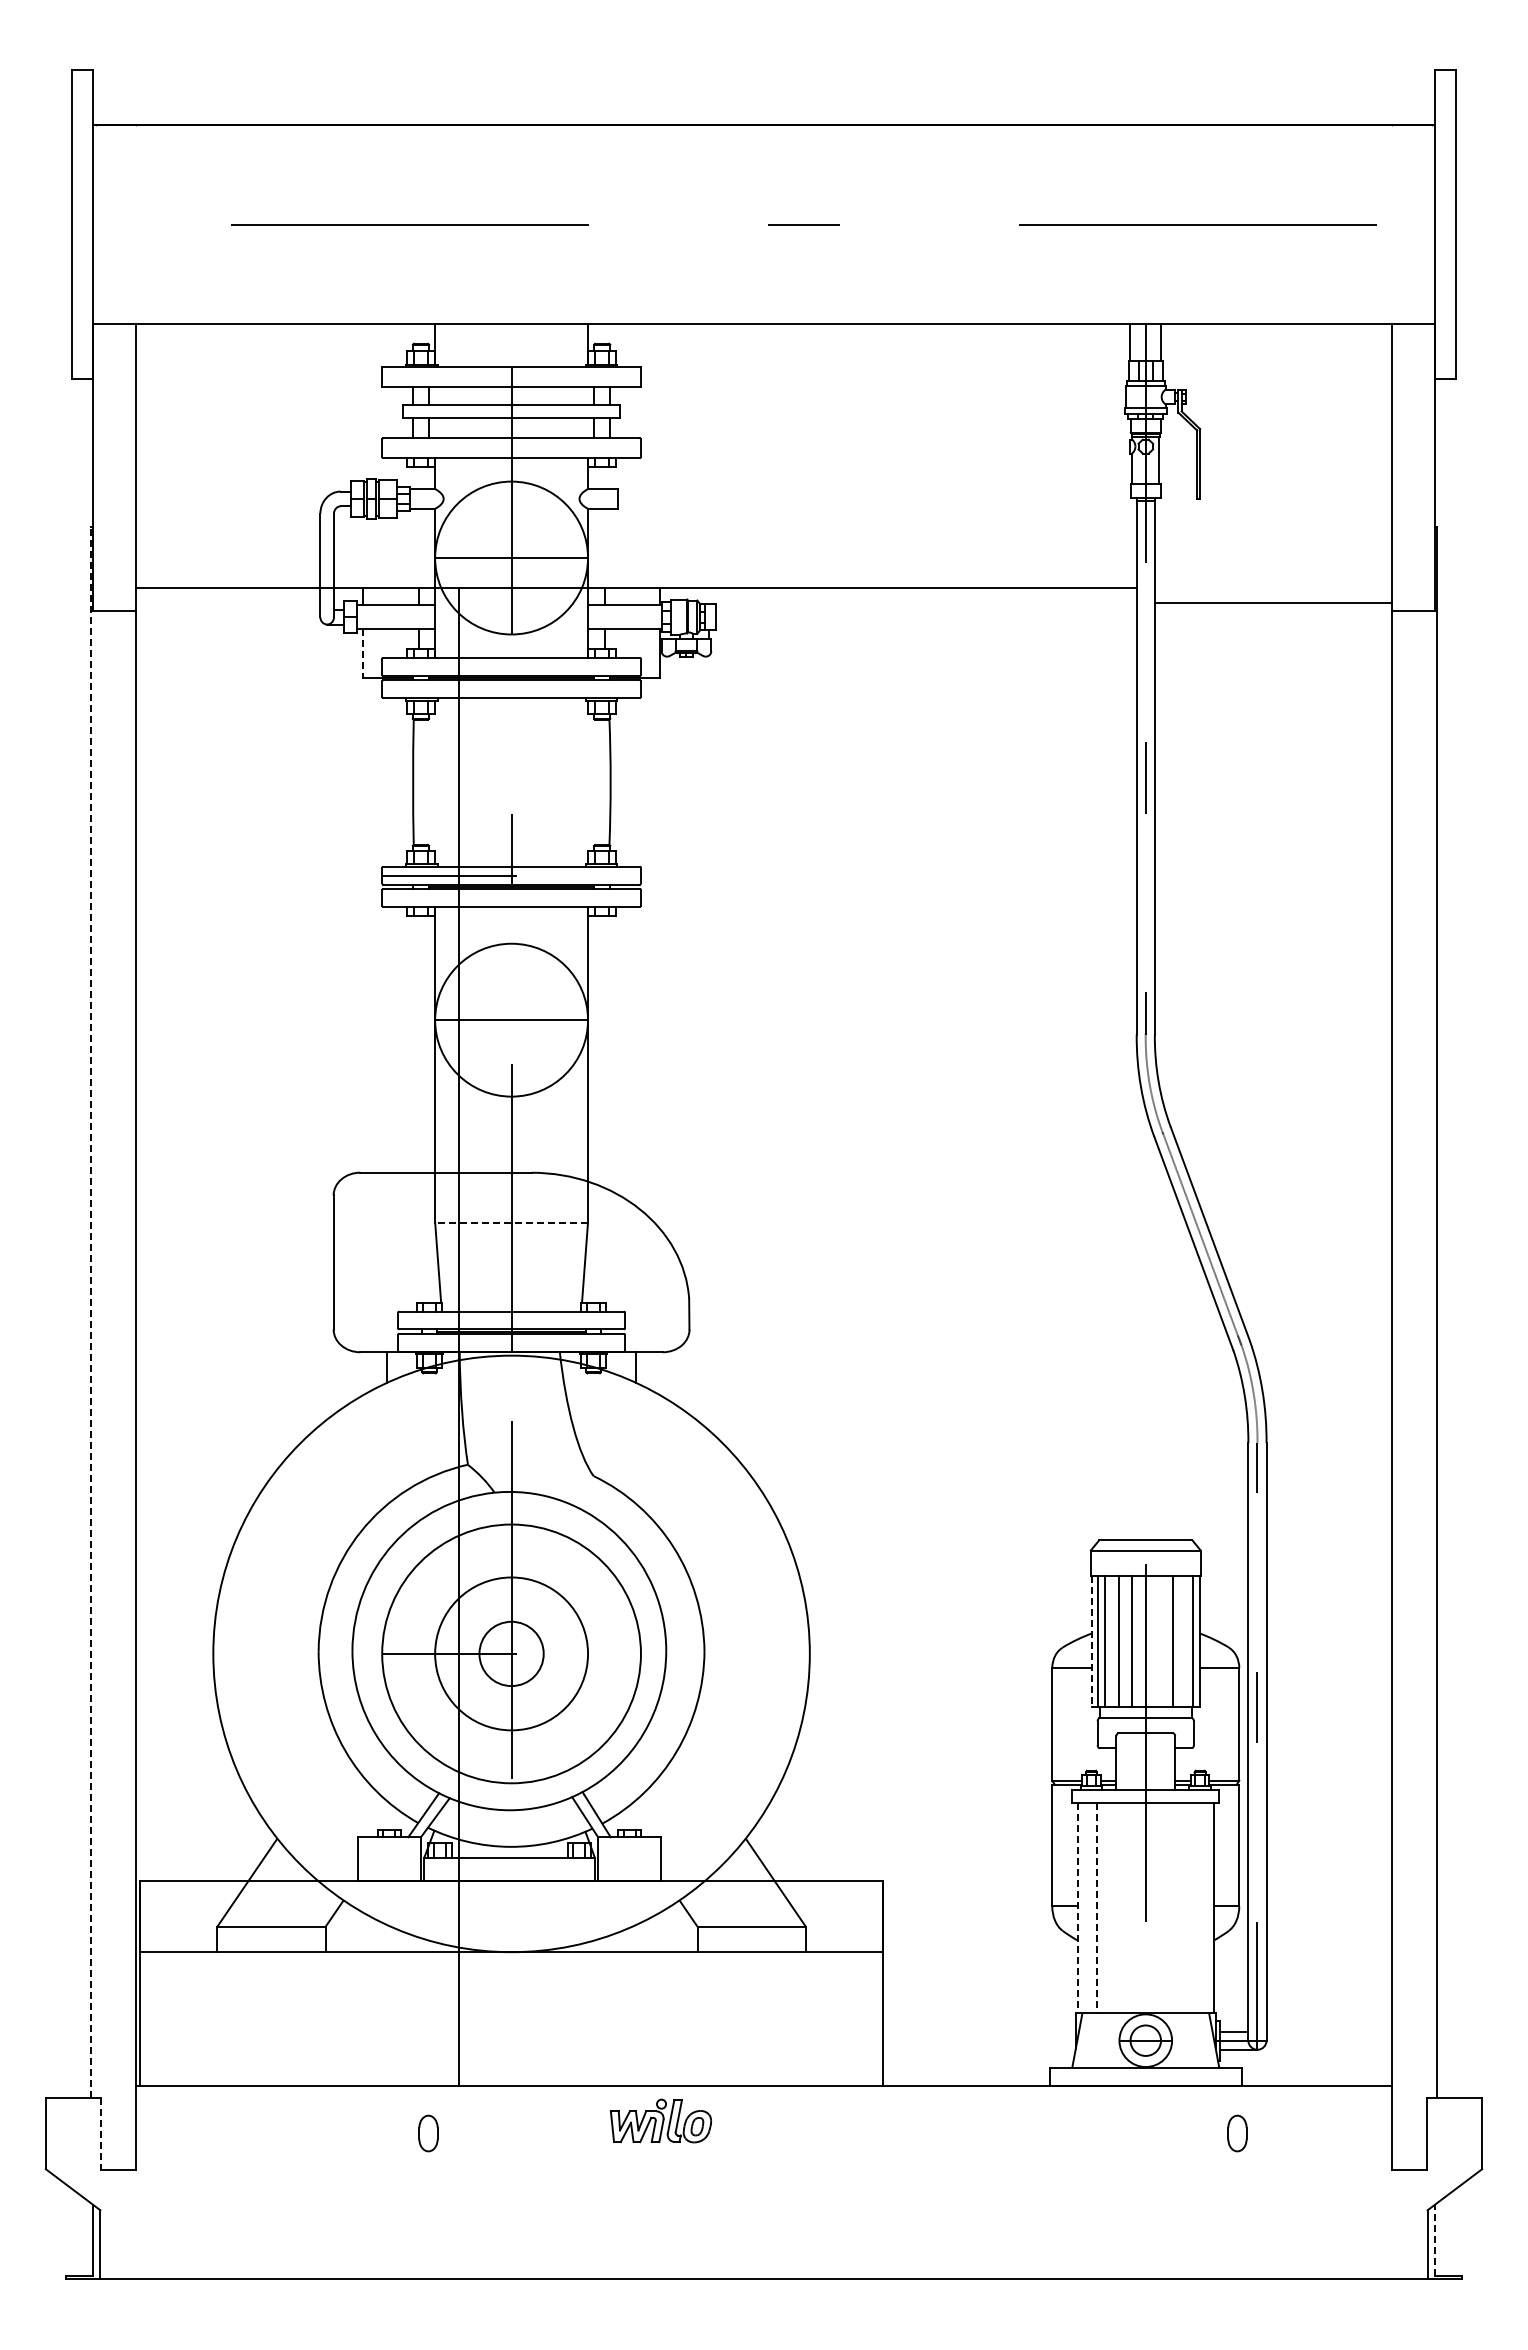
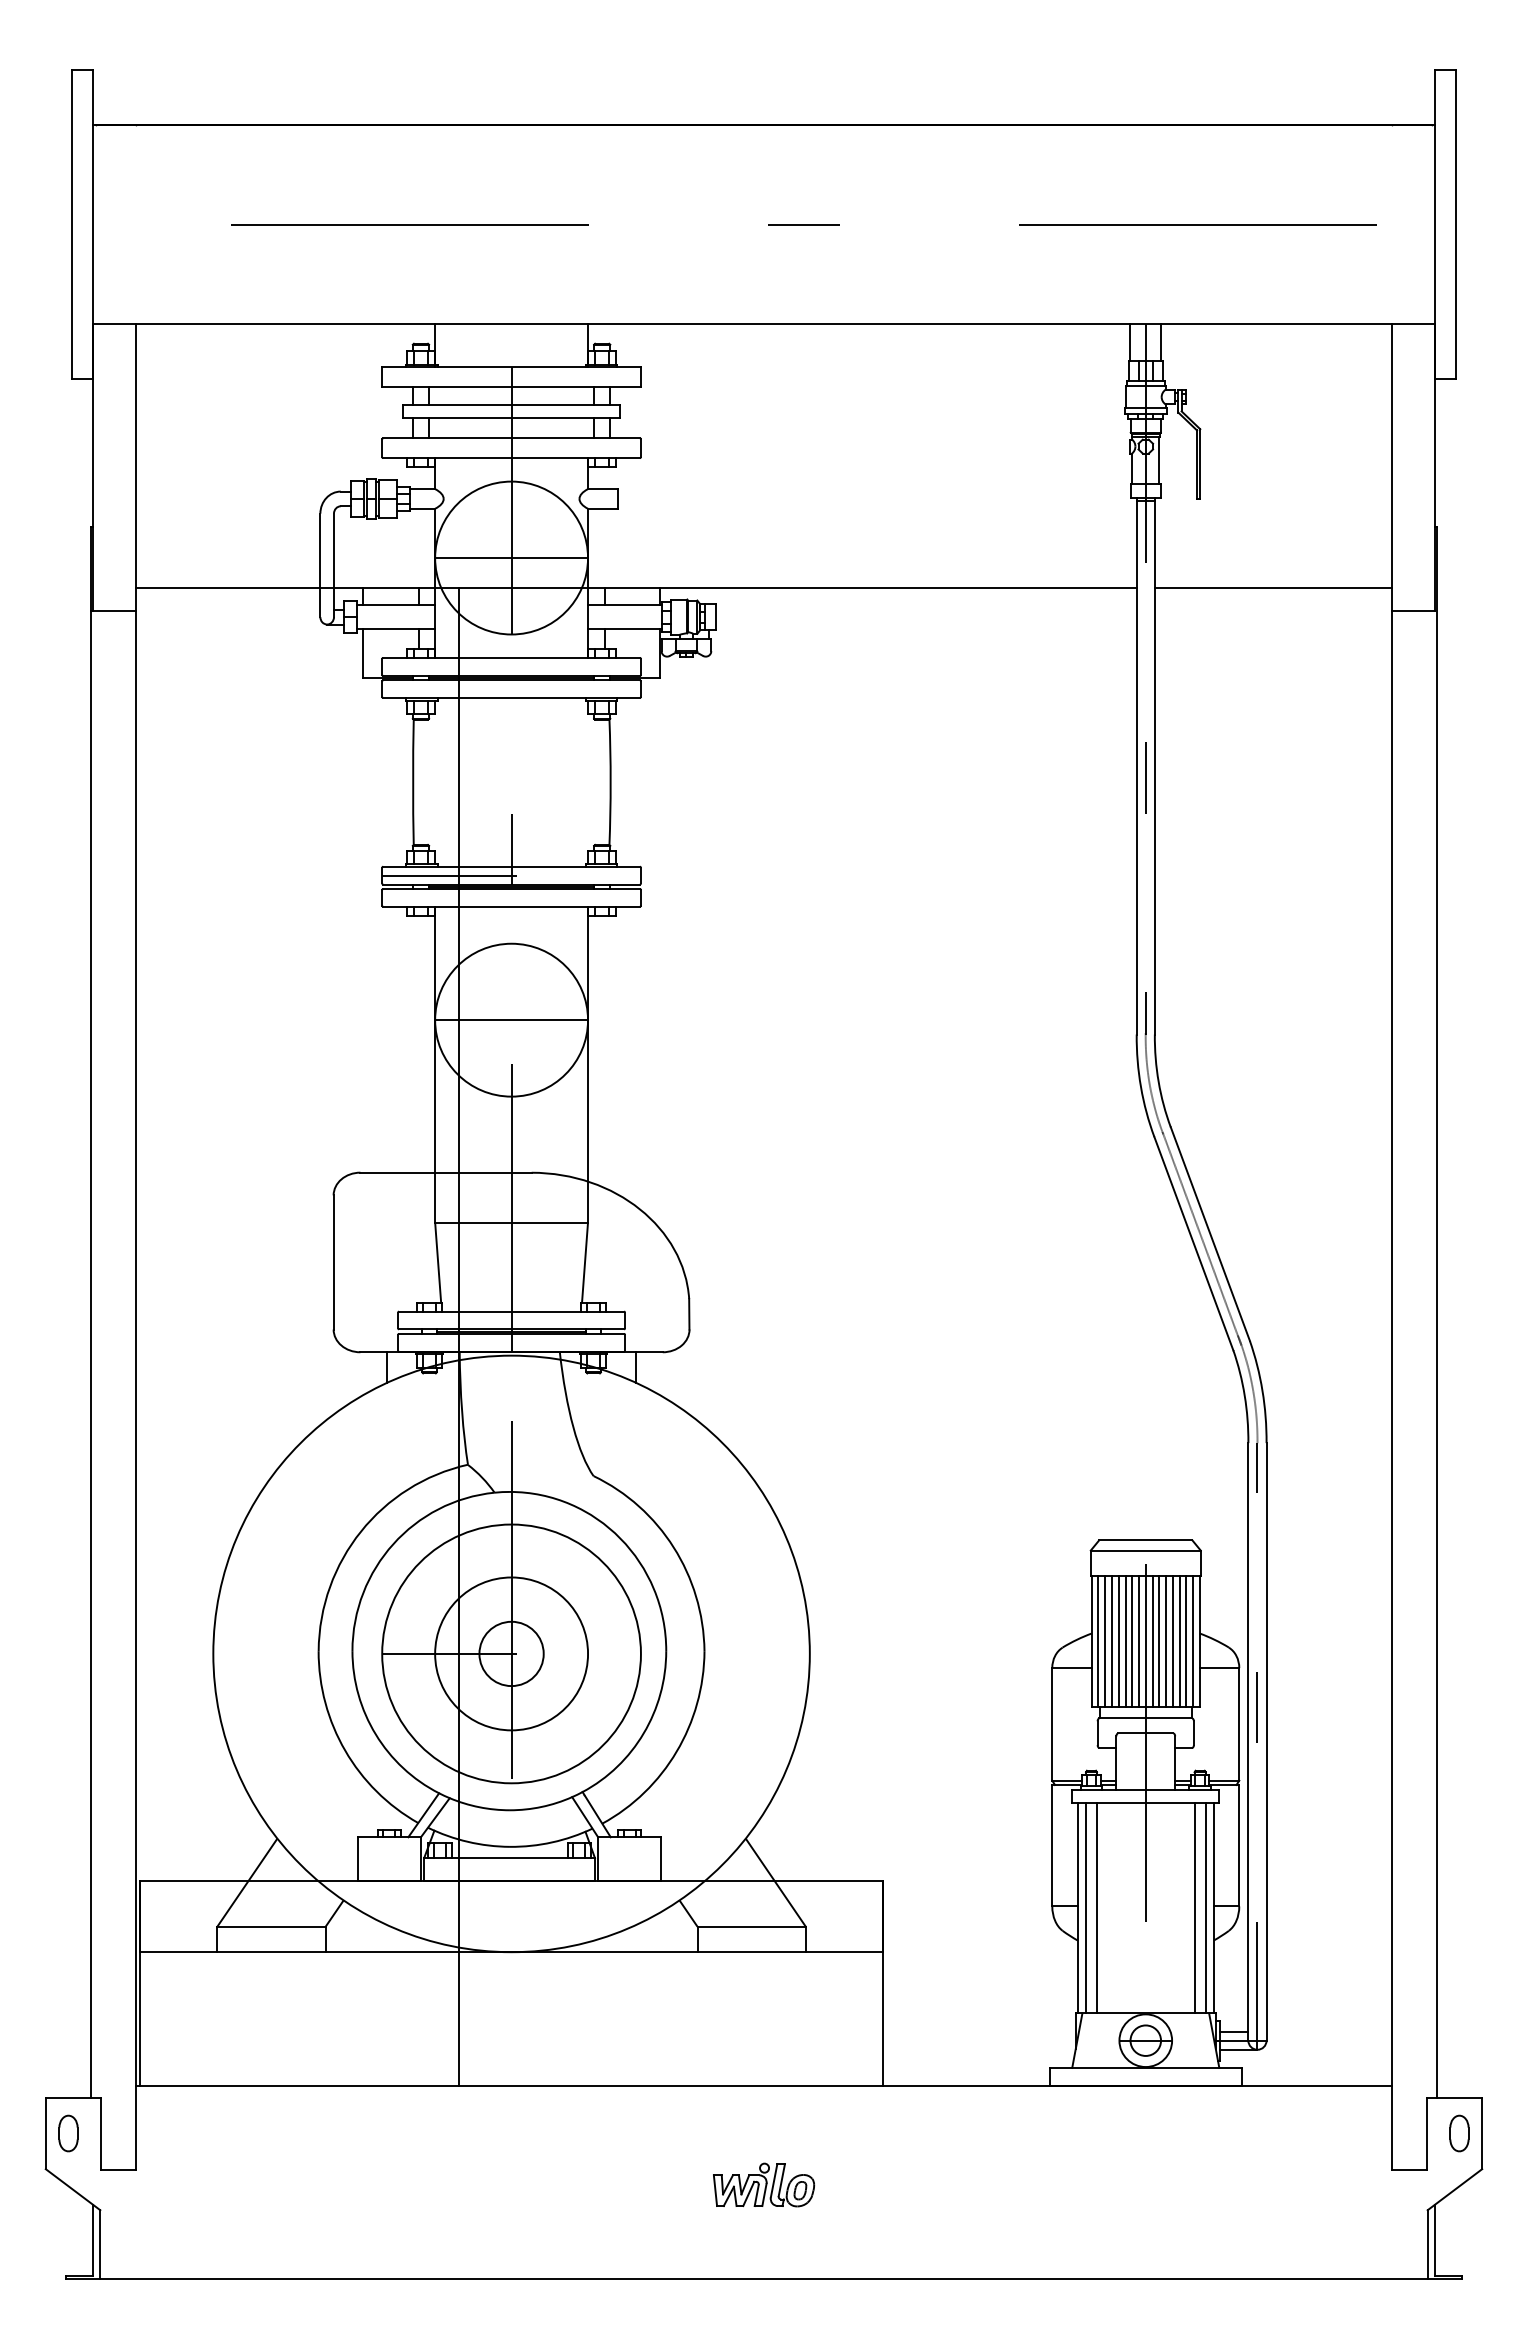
line position: (1272, 603) -> (1272, 588) (1272, 588)
line: dashed -> solid (363, 654)
line: dashed -> solid (511, 1223)
line: dashed -> solid (90, 1312)
line: dashed -> solid (1091, 1641)
line: none -> present (1112, 1641)
line: none -> present (1125, 1641)
line: none -> present (1139, 1641)
line: none -> present (1152, 1641)
line: none -> present (1159, 1641)
line: none -> present (1166, 1641)
line: none -> present (1179, 1641)
line: none -> present (1186, 1641)
line: dashed -> solid (1077, 1908)
line: none -> present (1086, 1908)
line: dashed -> solid (1096, 1908)
line: none -> present (1194, 1908)
line: none -> present (1205, 1908)
part position: (661, 2120) -> (764, 2184) (764, 2184)
part position: (428, 2133) -> (68, 2133) (68, 2133)
part position: (1237, 2133) -> (1459, 2133) (1459, 2133)
line: dashed -> solid (100, 2134)
line: dashed -> solid (1434, 2240)
